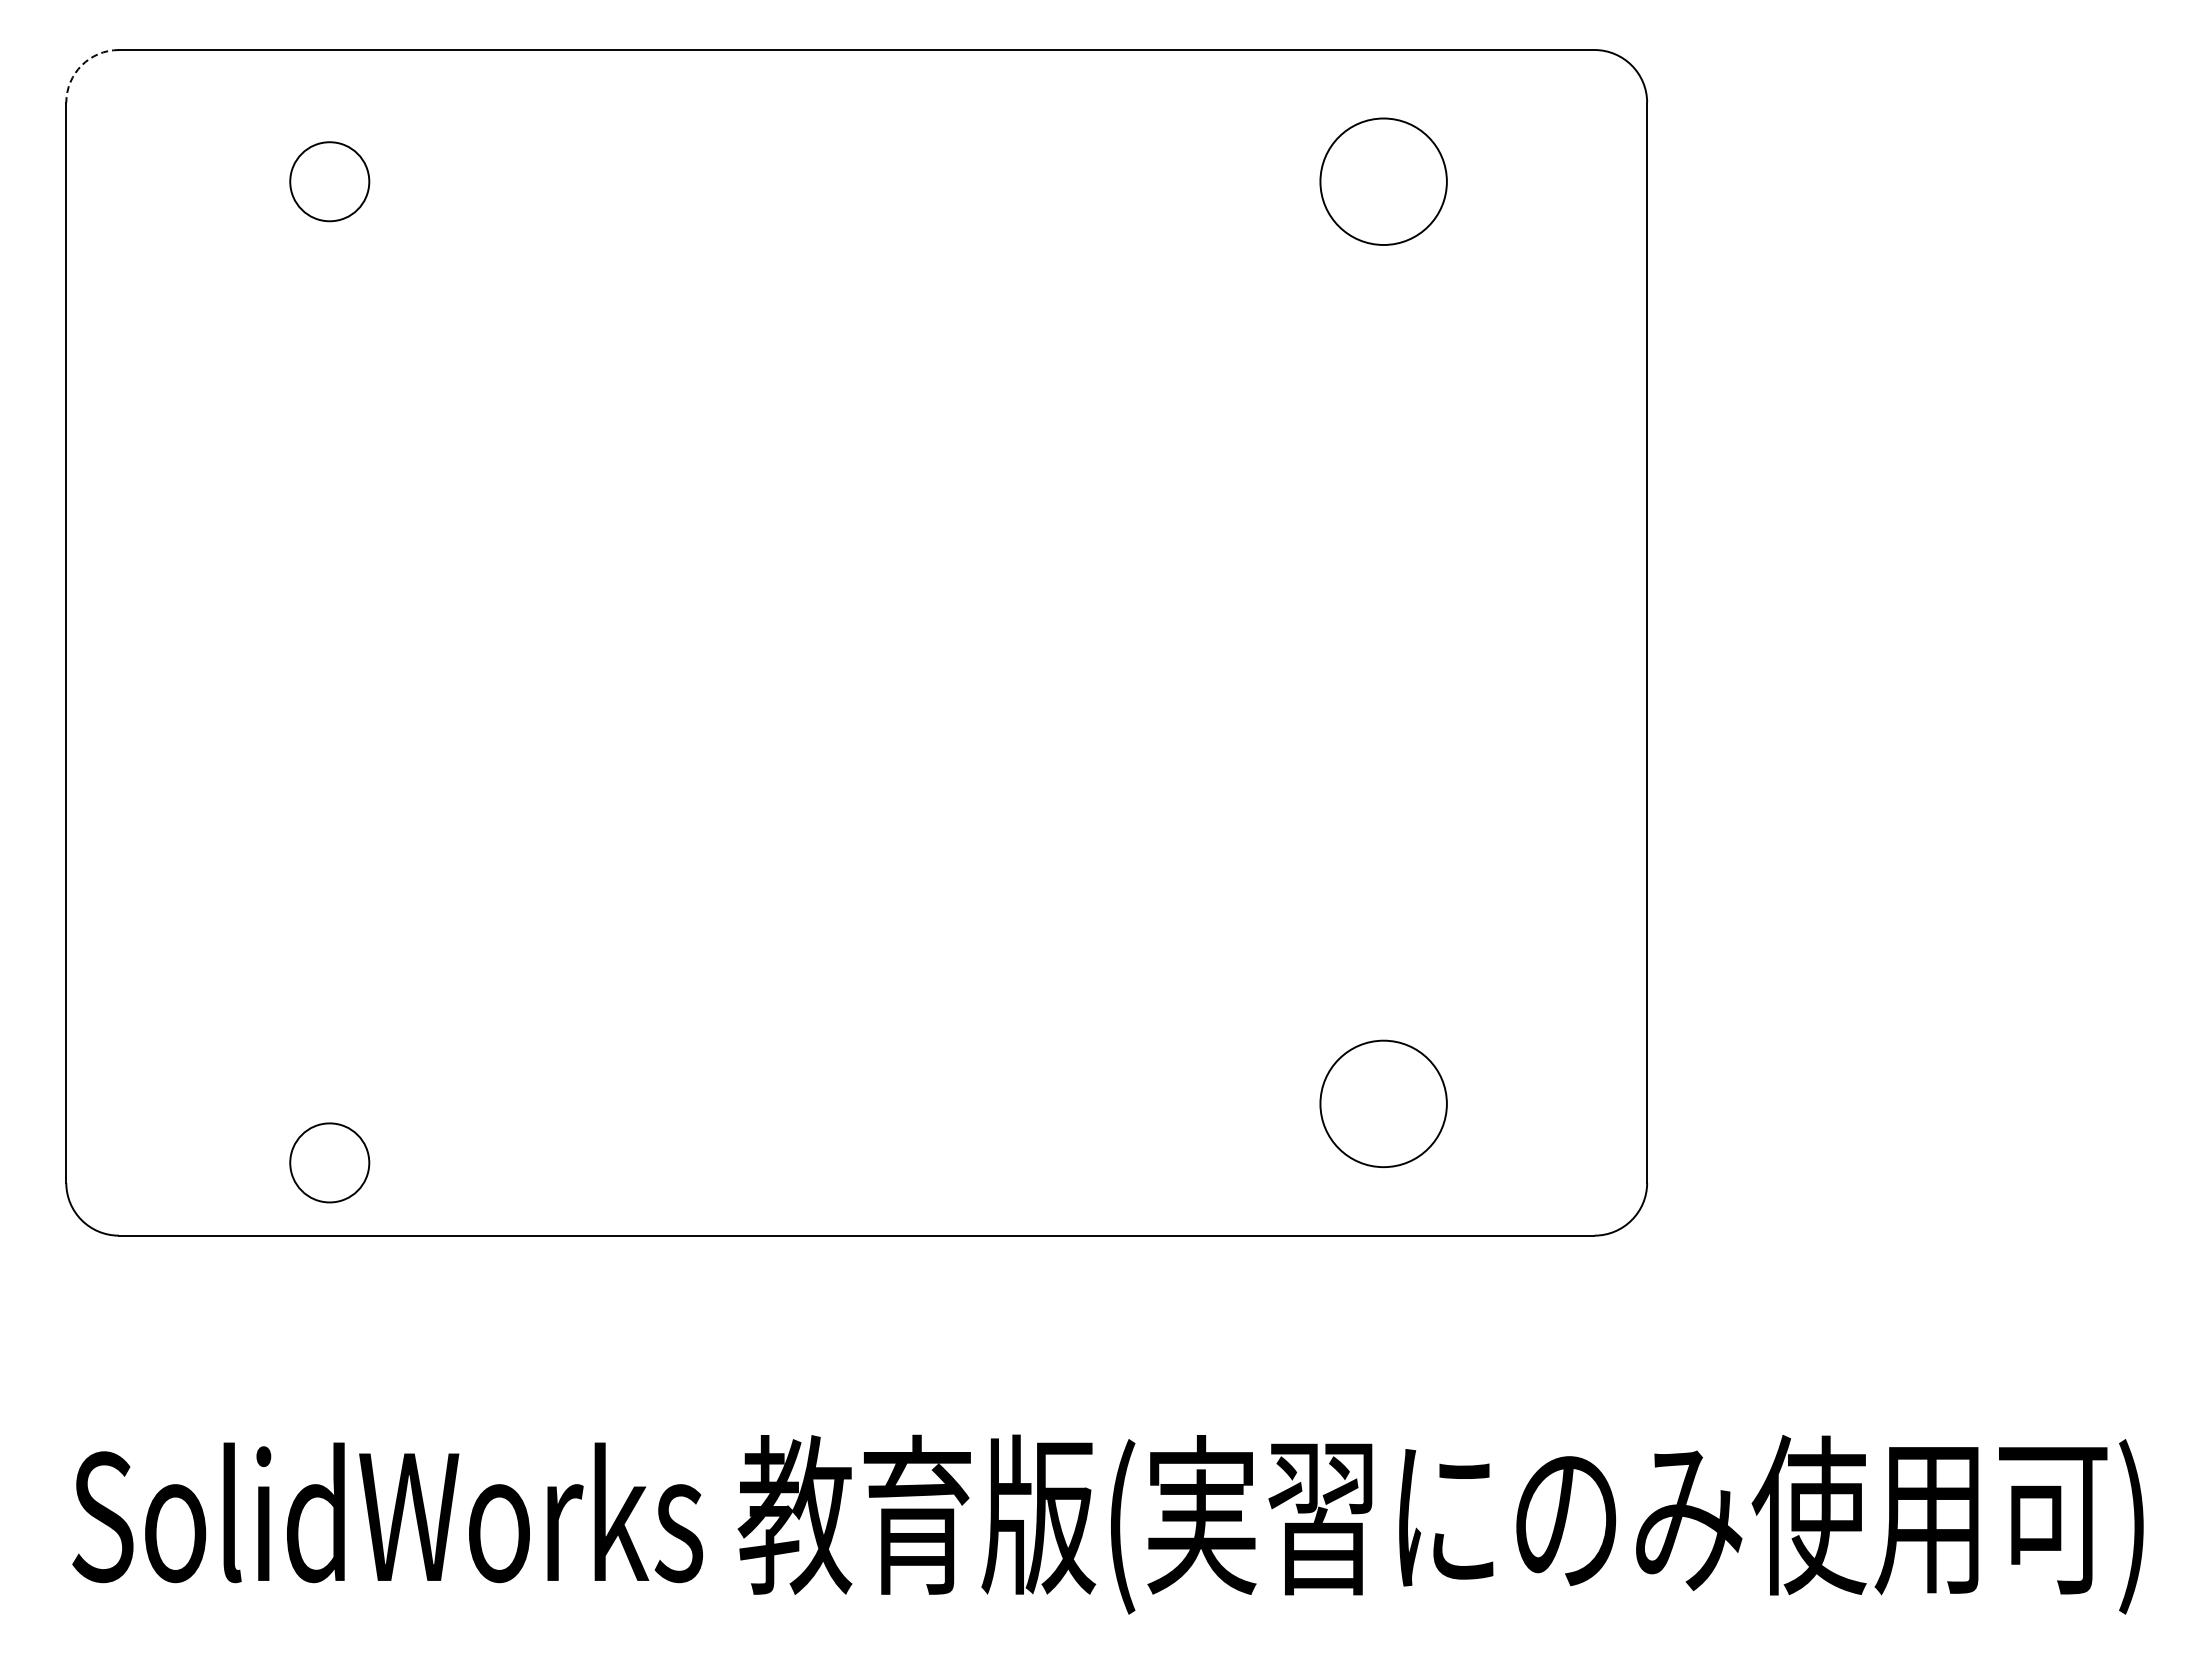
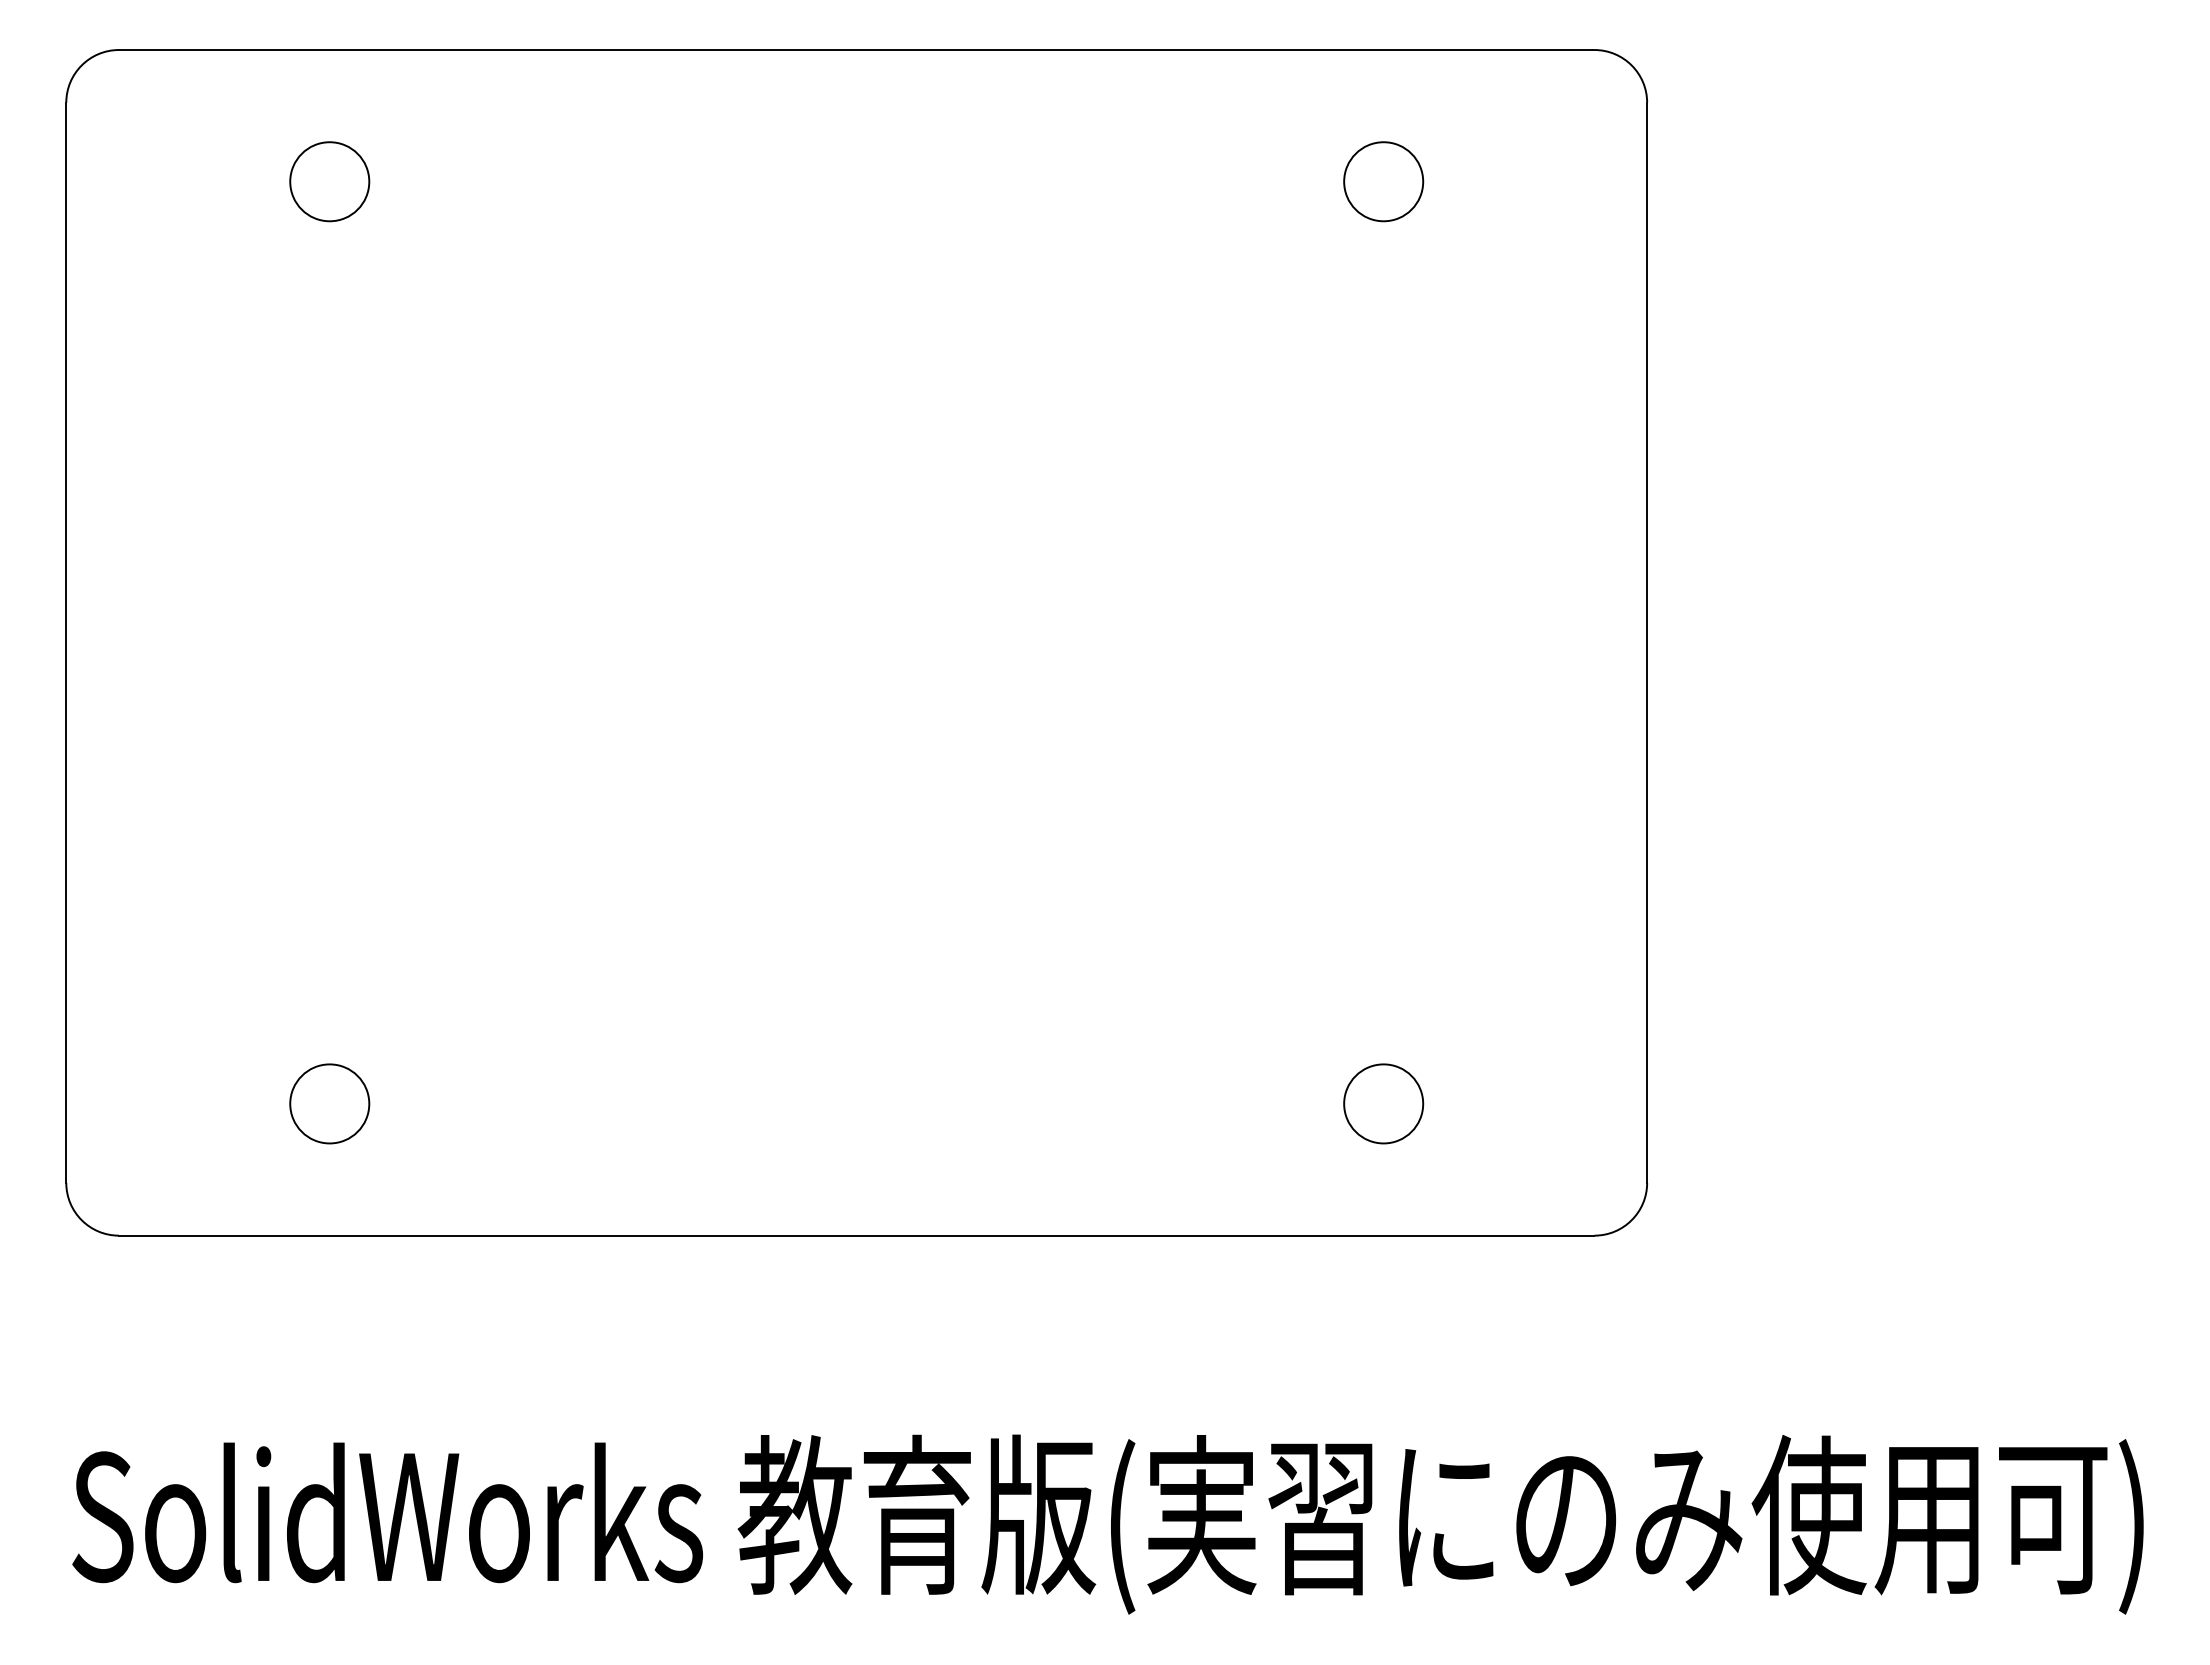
arc: dashed -> solid (81, 65)
circle diameter: 126 px -> 79 px (1383, 181)
circle diameter: 126 px -> 79 px (1383, 1103)
circle position: (329, 1162) -> (329, 1103) (329, 1103)
